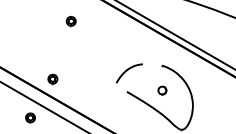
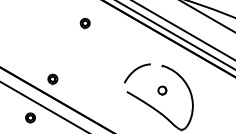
line: none -> present (207, 16)
part position: (70, 21) -> (84, 23) (84, 23)
line: none -> present (183, 30)
curve position: (127, 71) -> (135, 71) (135, 71)
